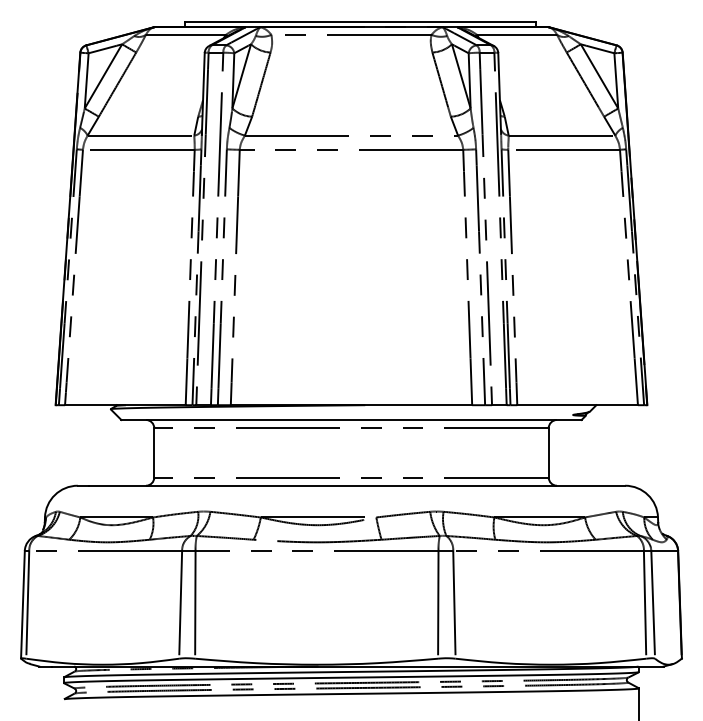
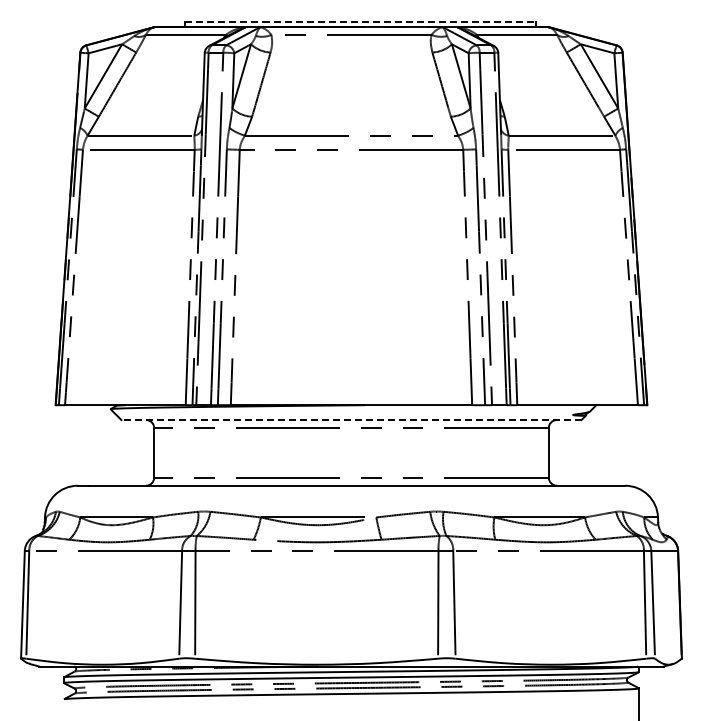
line: solid -> dashed (361, 22)
line: solid -> dashed (351, 419)
